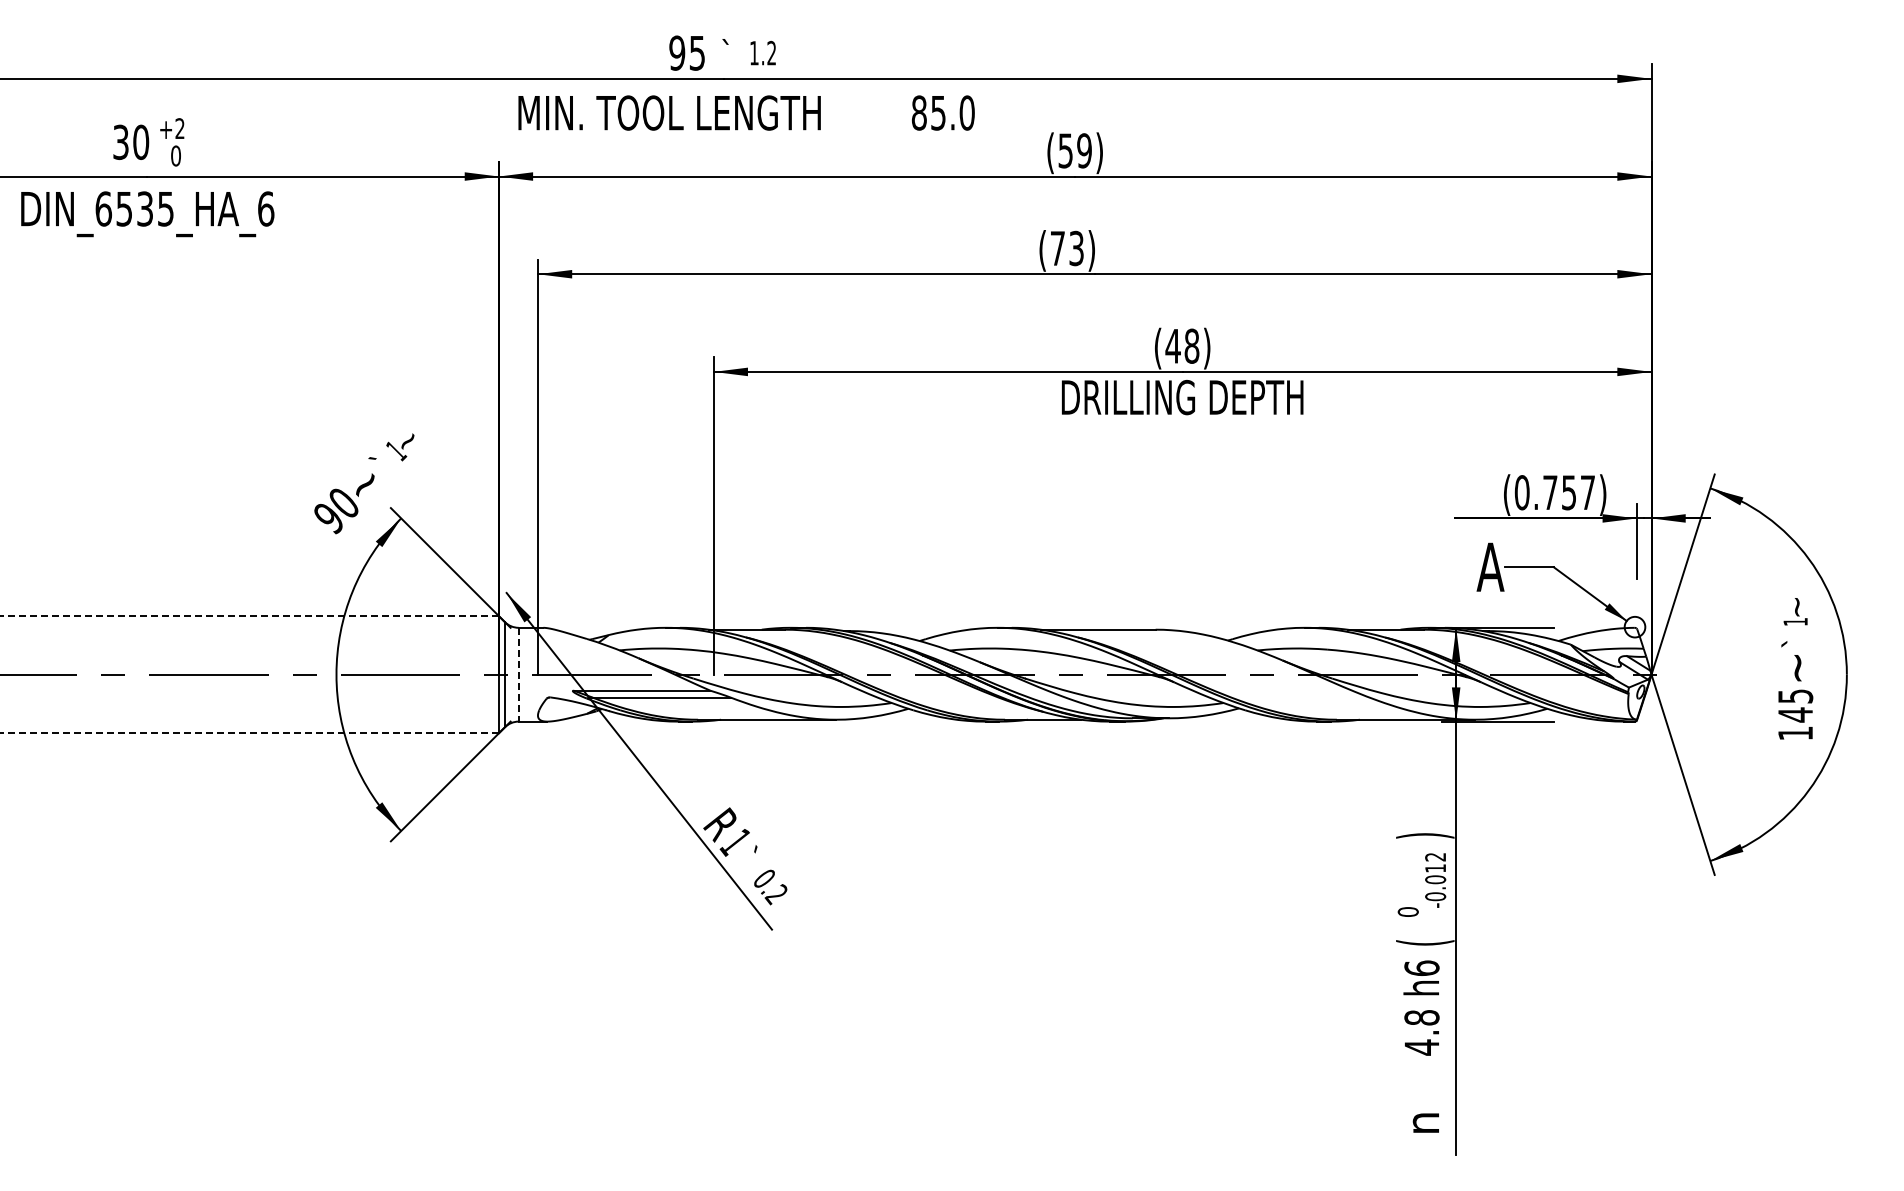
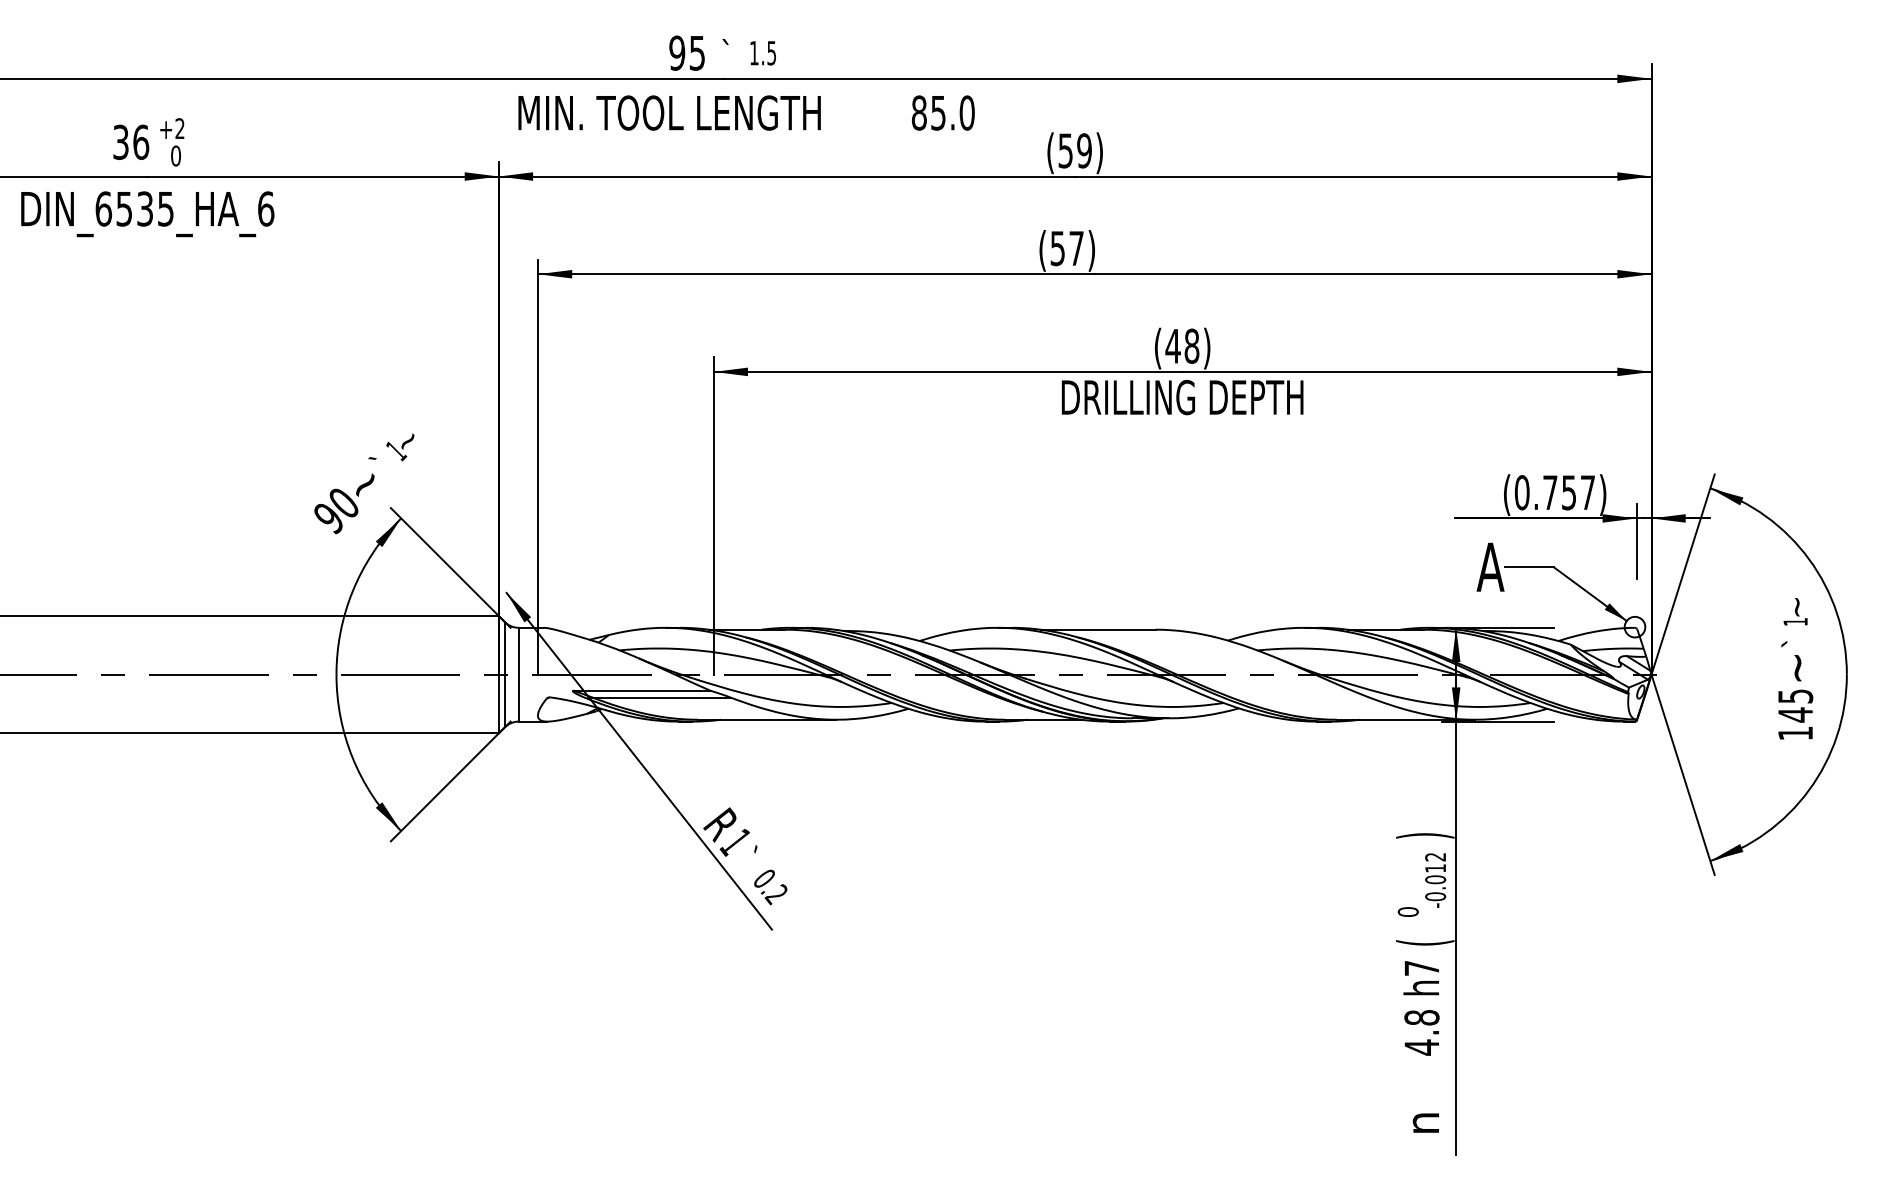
text: 1.2 -> 1.5 (771, 52)
text: 30 -> 36 (141, 141)
text: (73) -> (57) (1066, 248)
line: dashed -> solid (249, 616)
line: dashed -> solid (518, 674)
line: dashed -> solid (249, 733)
text: h6 -> h7 (1421, 967)
